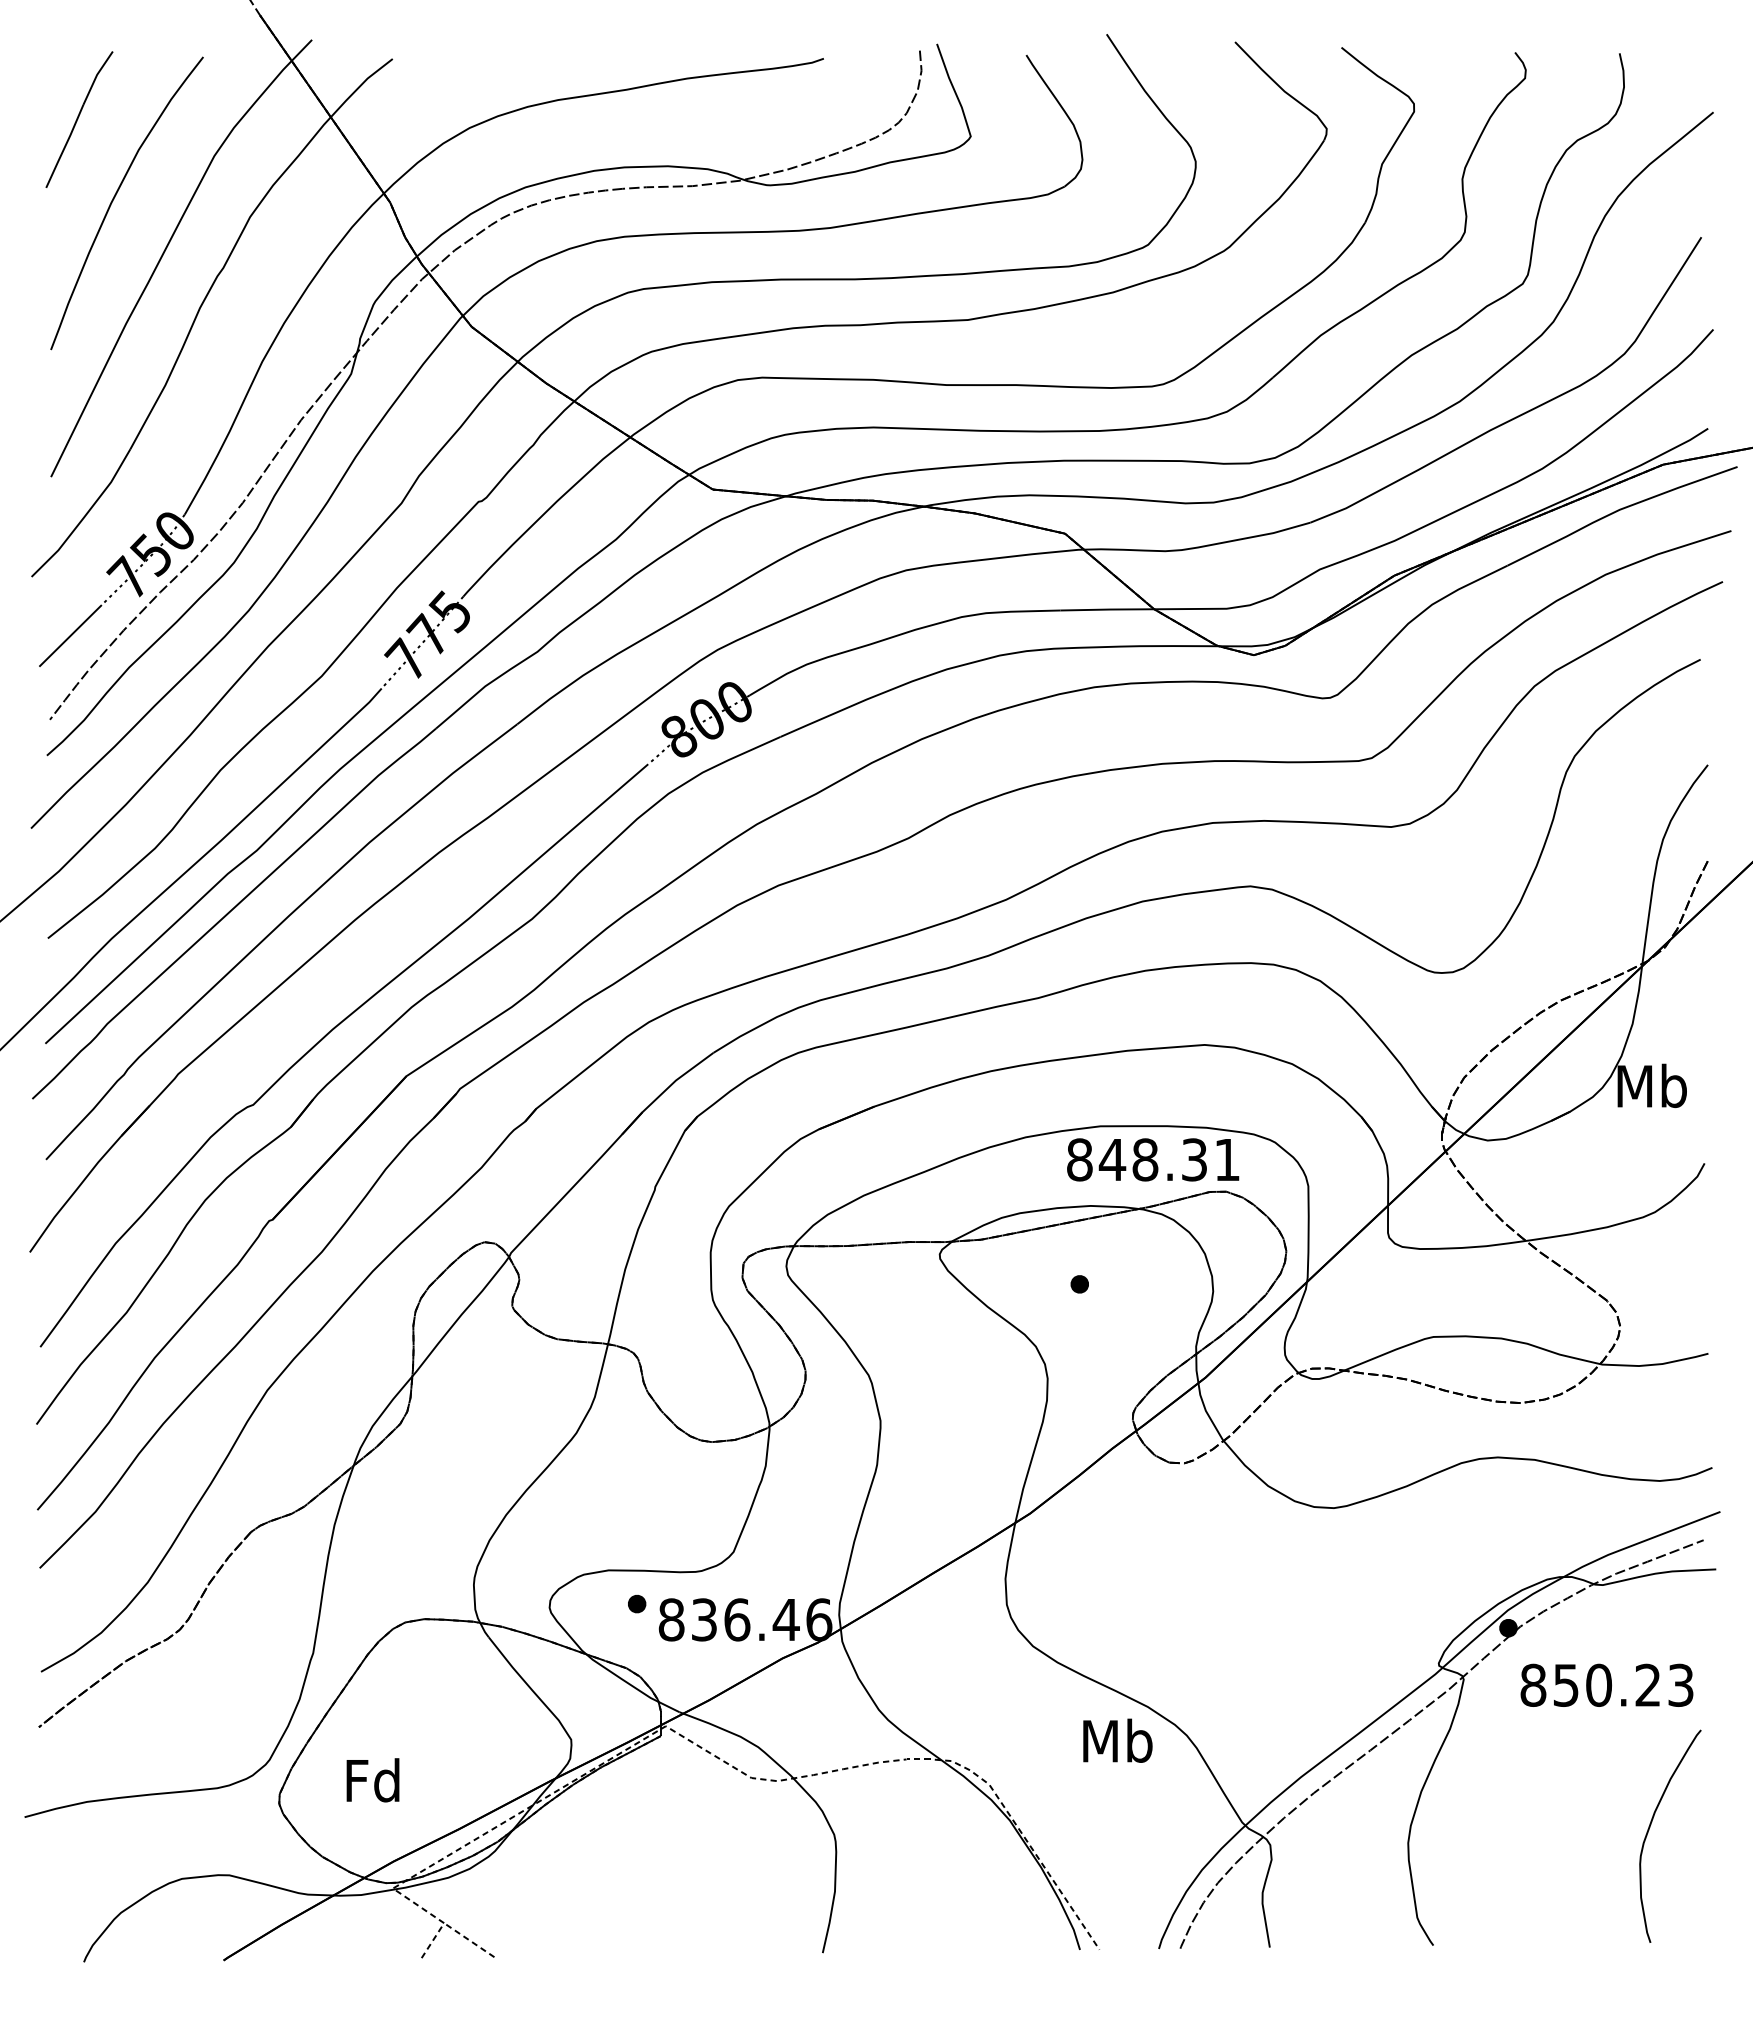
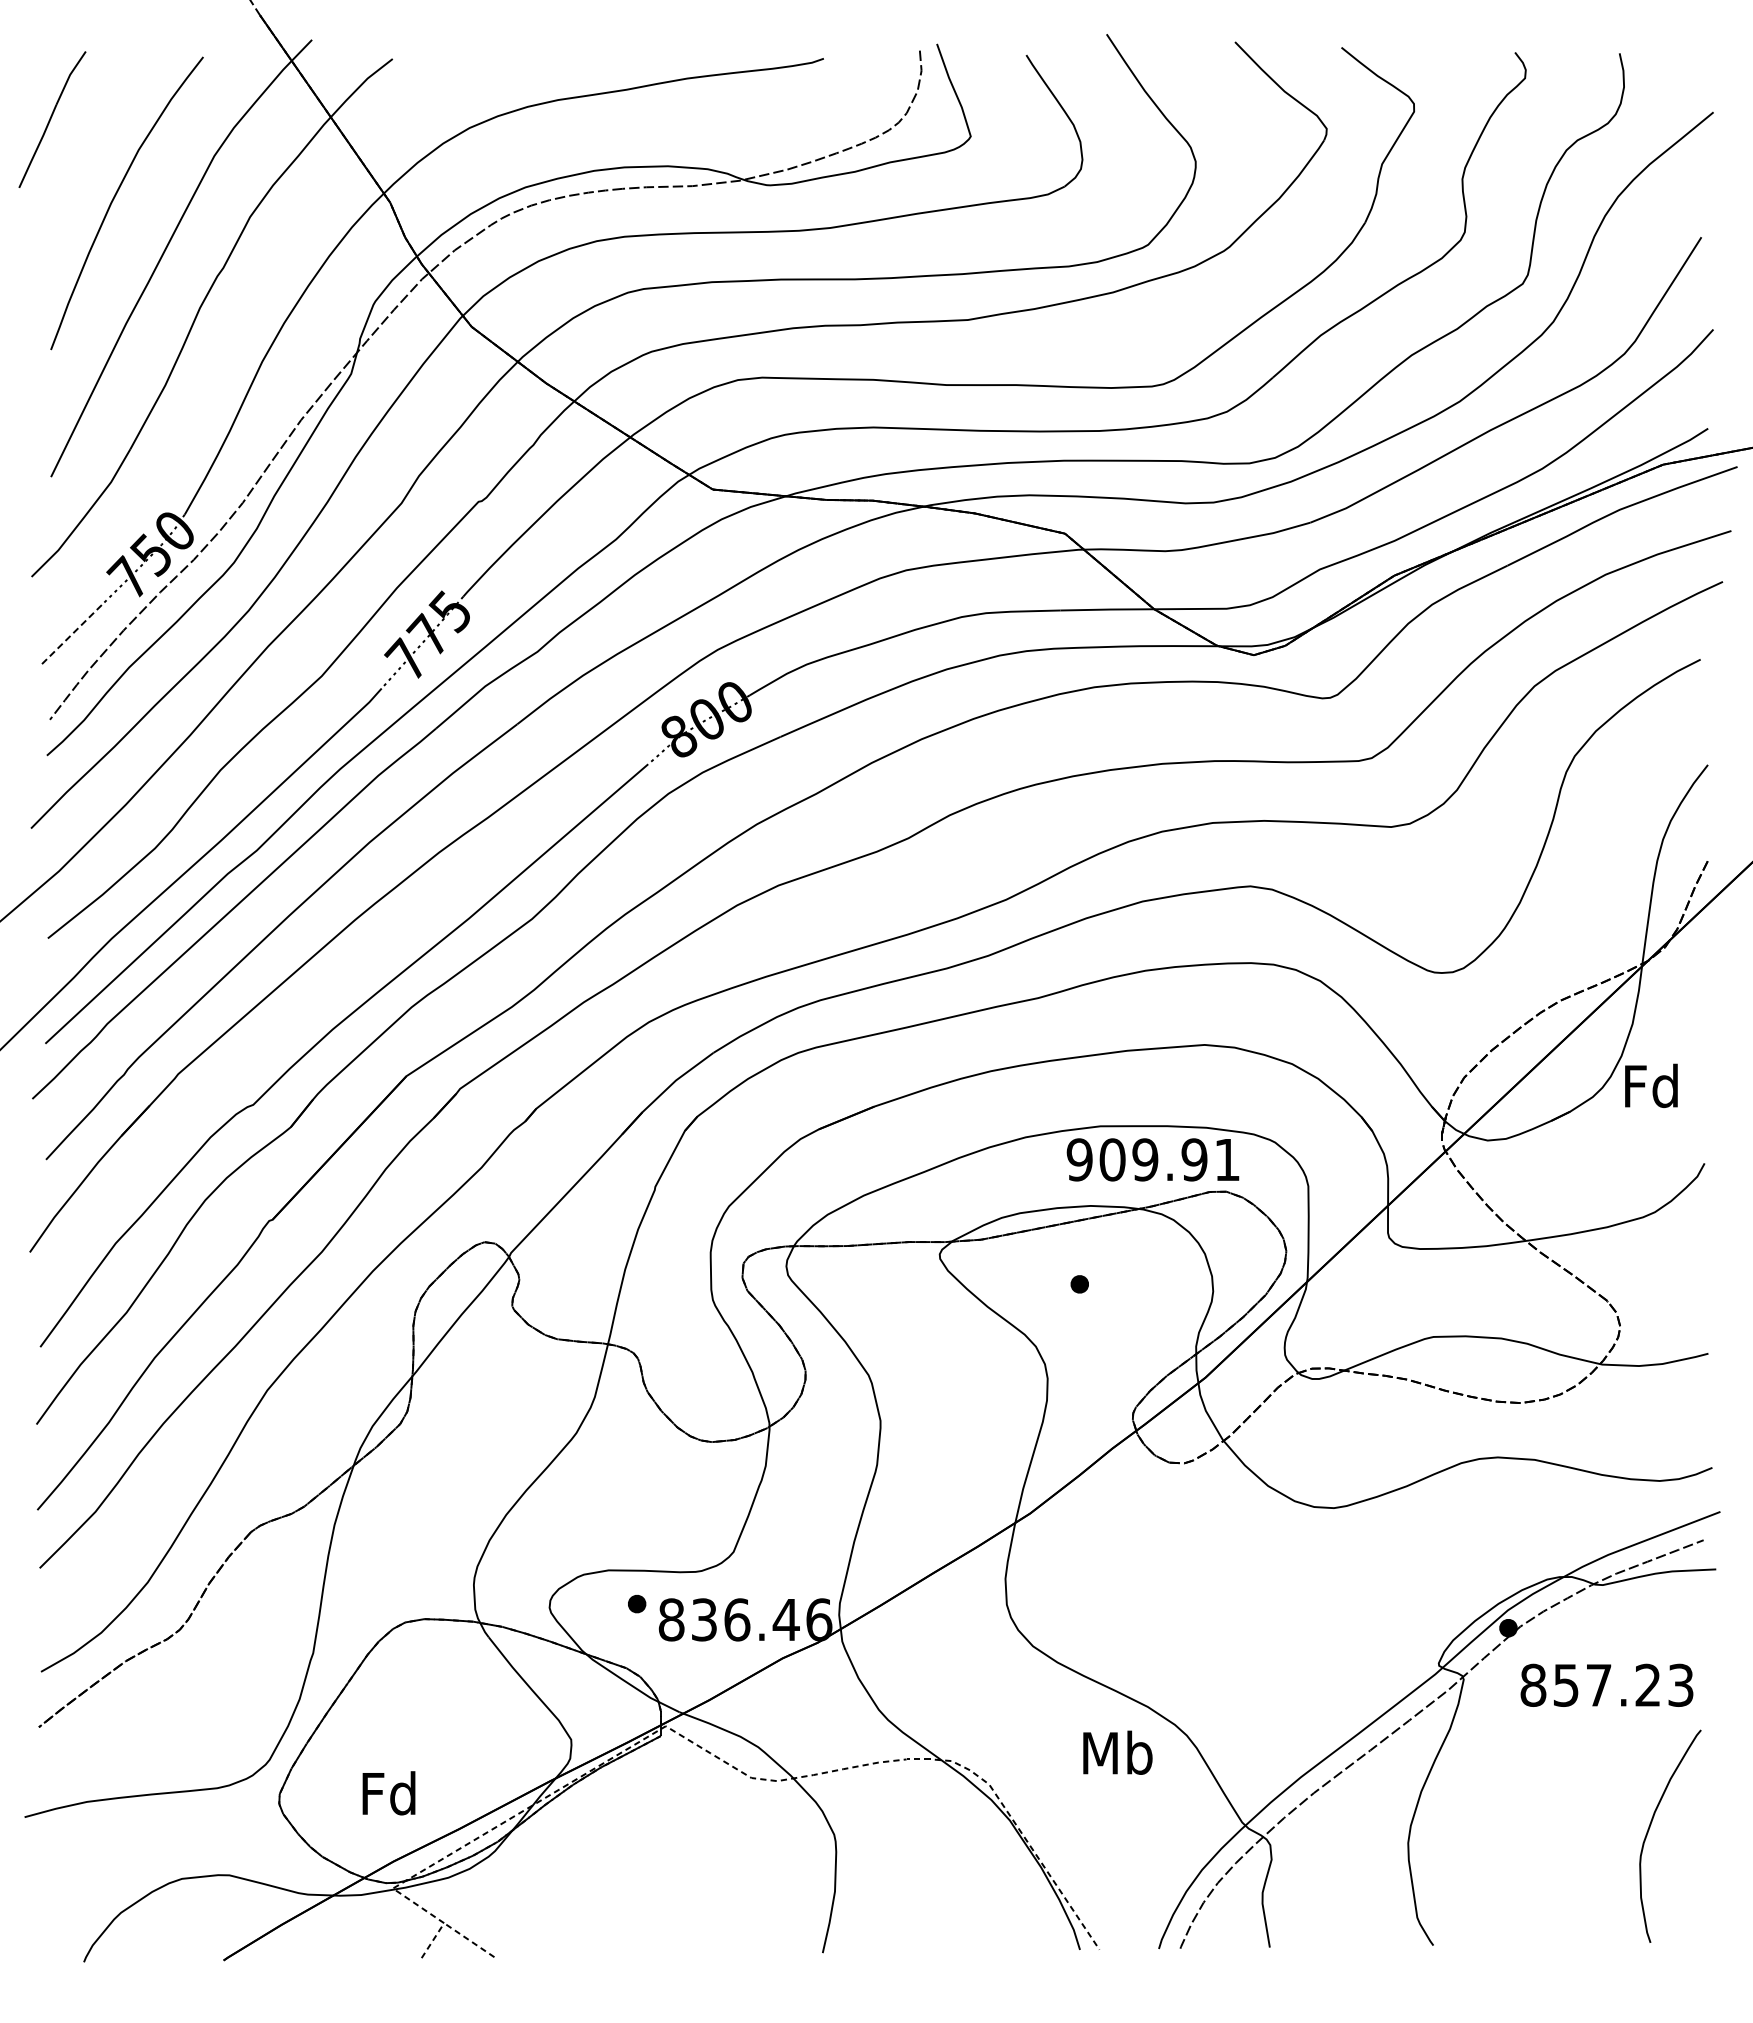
part position: (79, 119) -> (52, 119) (52, 119)
line: solid -> dashed (70, 635)
text: Mb -> Fd (1651, 1085)
text: 848.31 -> 909.91 (1136, 1159)
text: 850.23 -> 857.23 (1599, 1684)
text position: (1117, 1740) -> (1117, 1752) (1117, 1752)
text position: (372, 1780) -> (388, 1793) (388, 1793)
